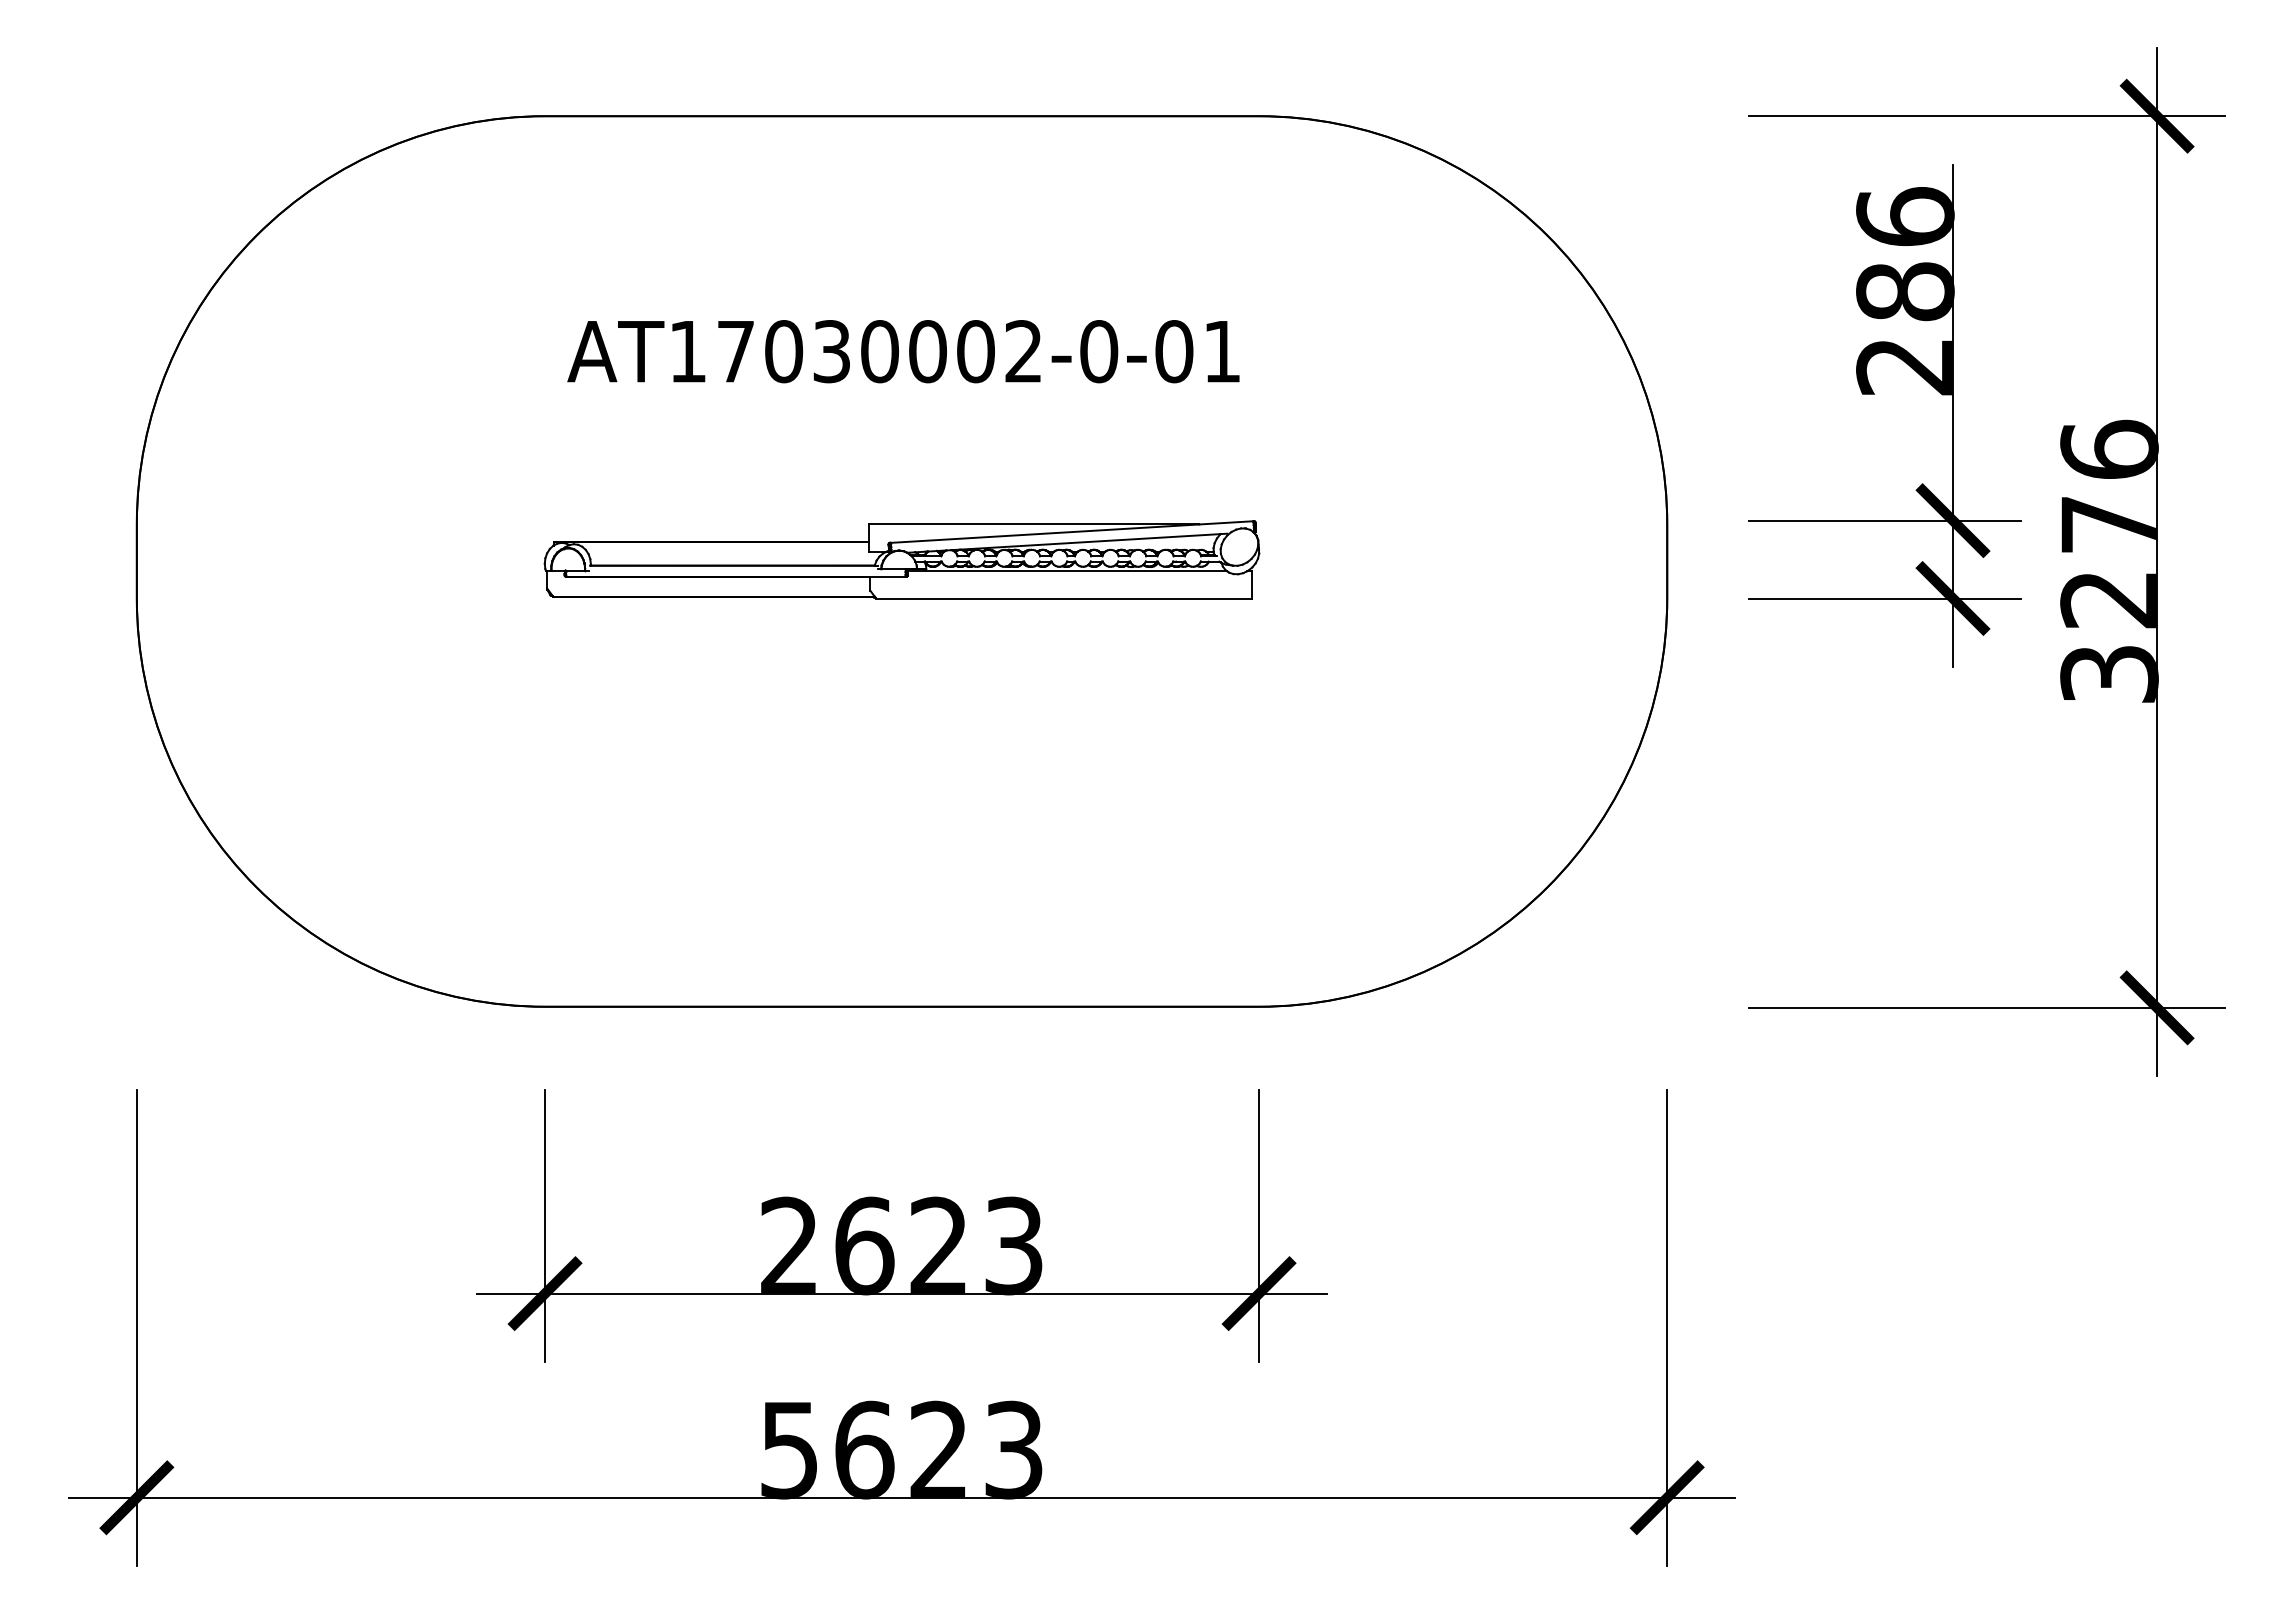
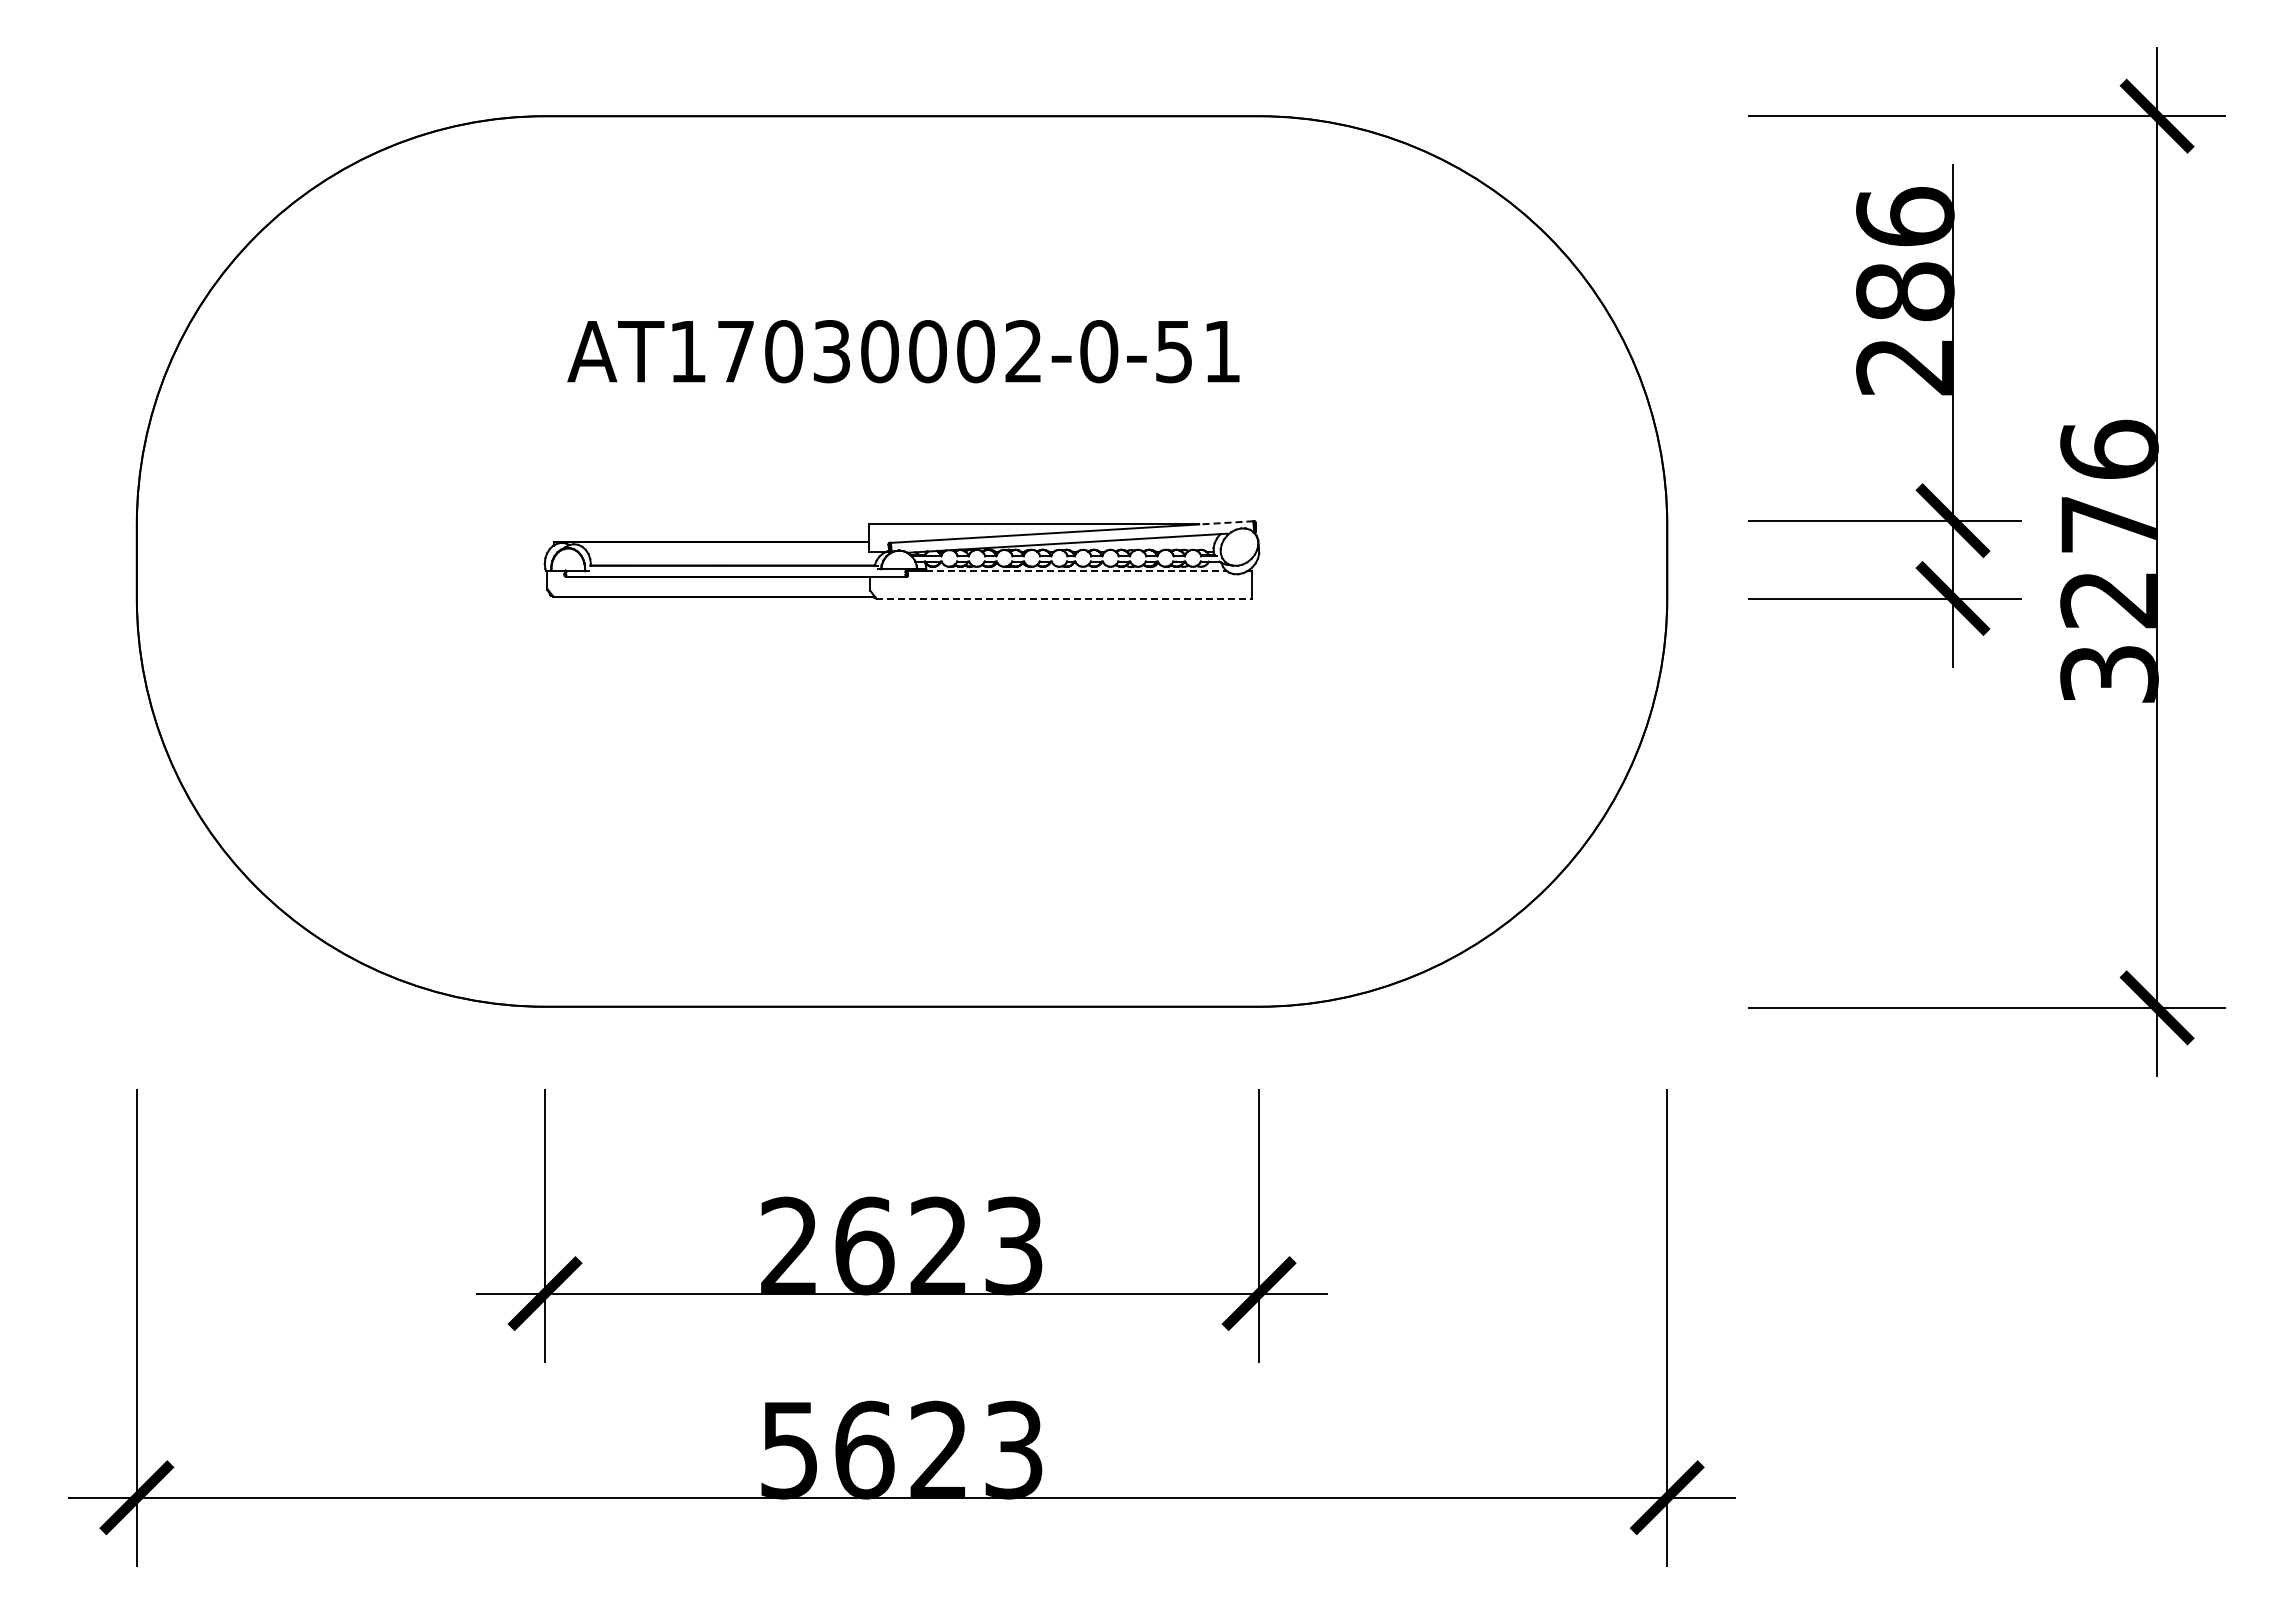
text: AT17030002-0-01 -> AT17030002-0-51 (1174, 351)
line: solid -> dashed (1225, 522)
line: solid -> dashed (1077, 571)
line: solid -> dashed (1064, 598)
